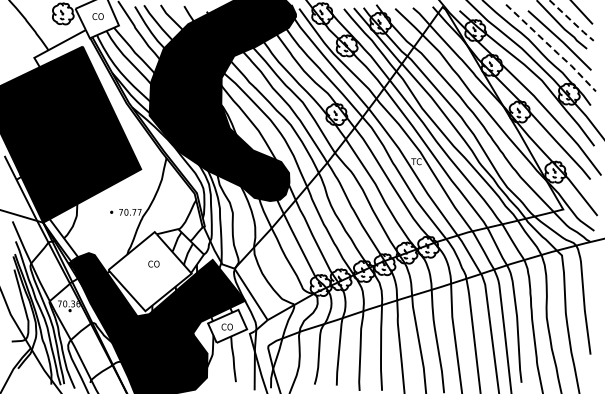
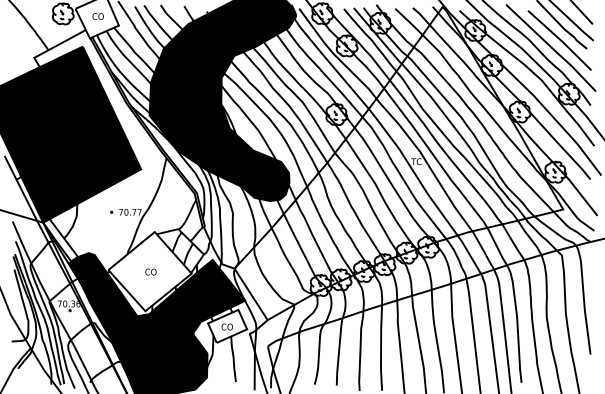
line: dashed -> solid (572, 21)
line: dashed -> solid (552, 48)
text position: (153, 263) -> (150, 271) (150, 271)
